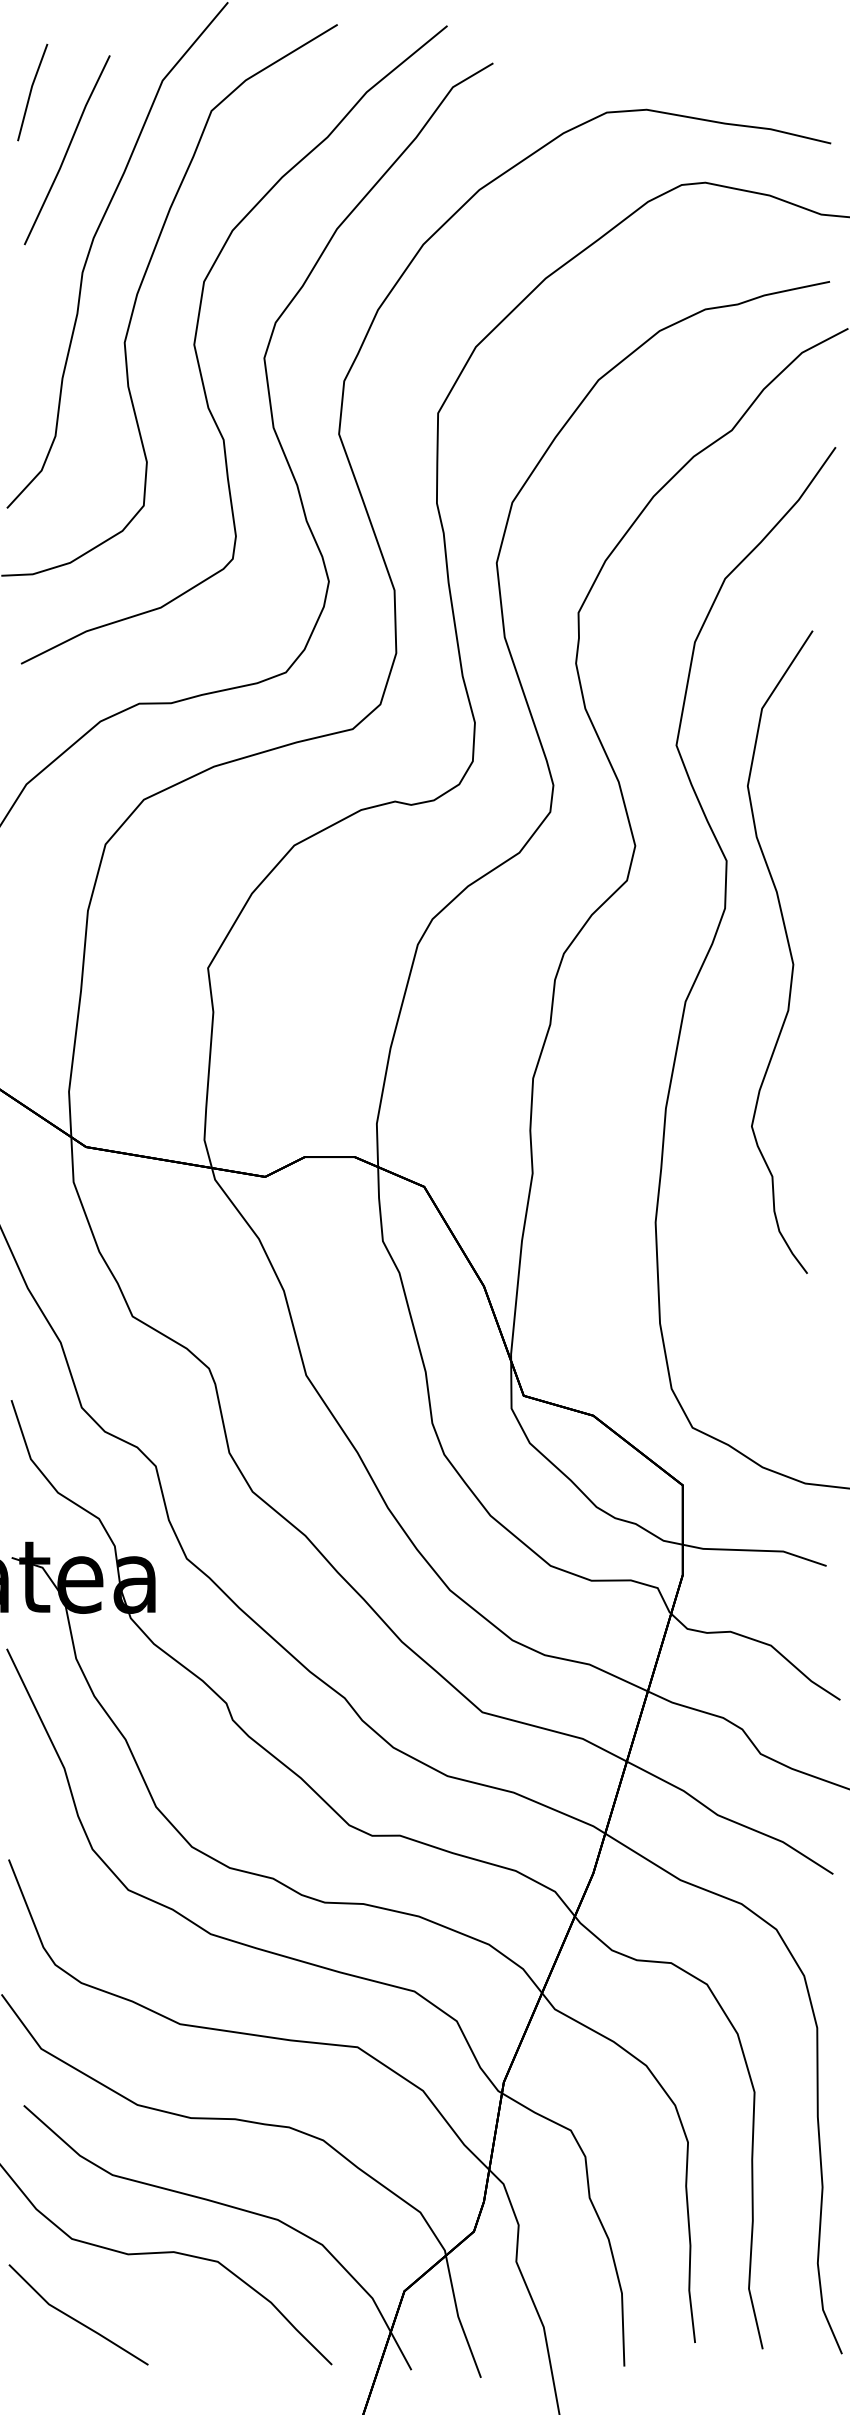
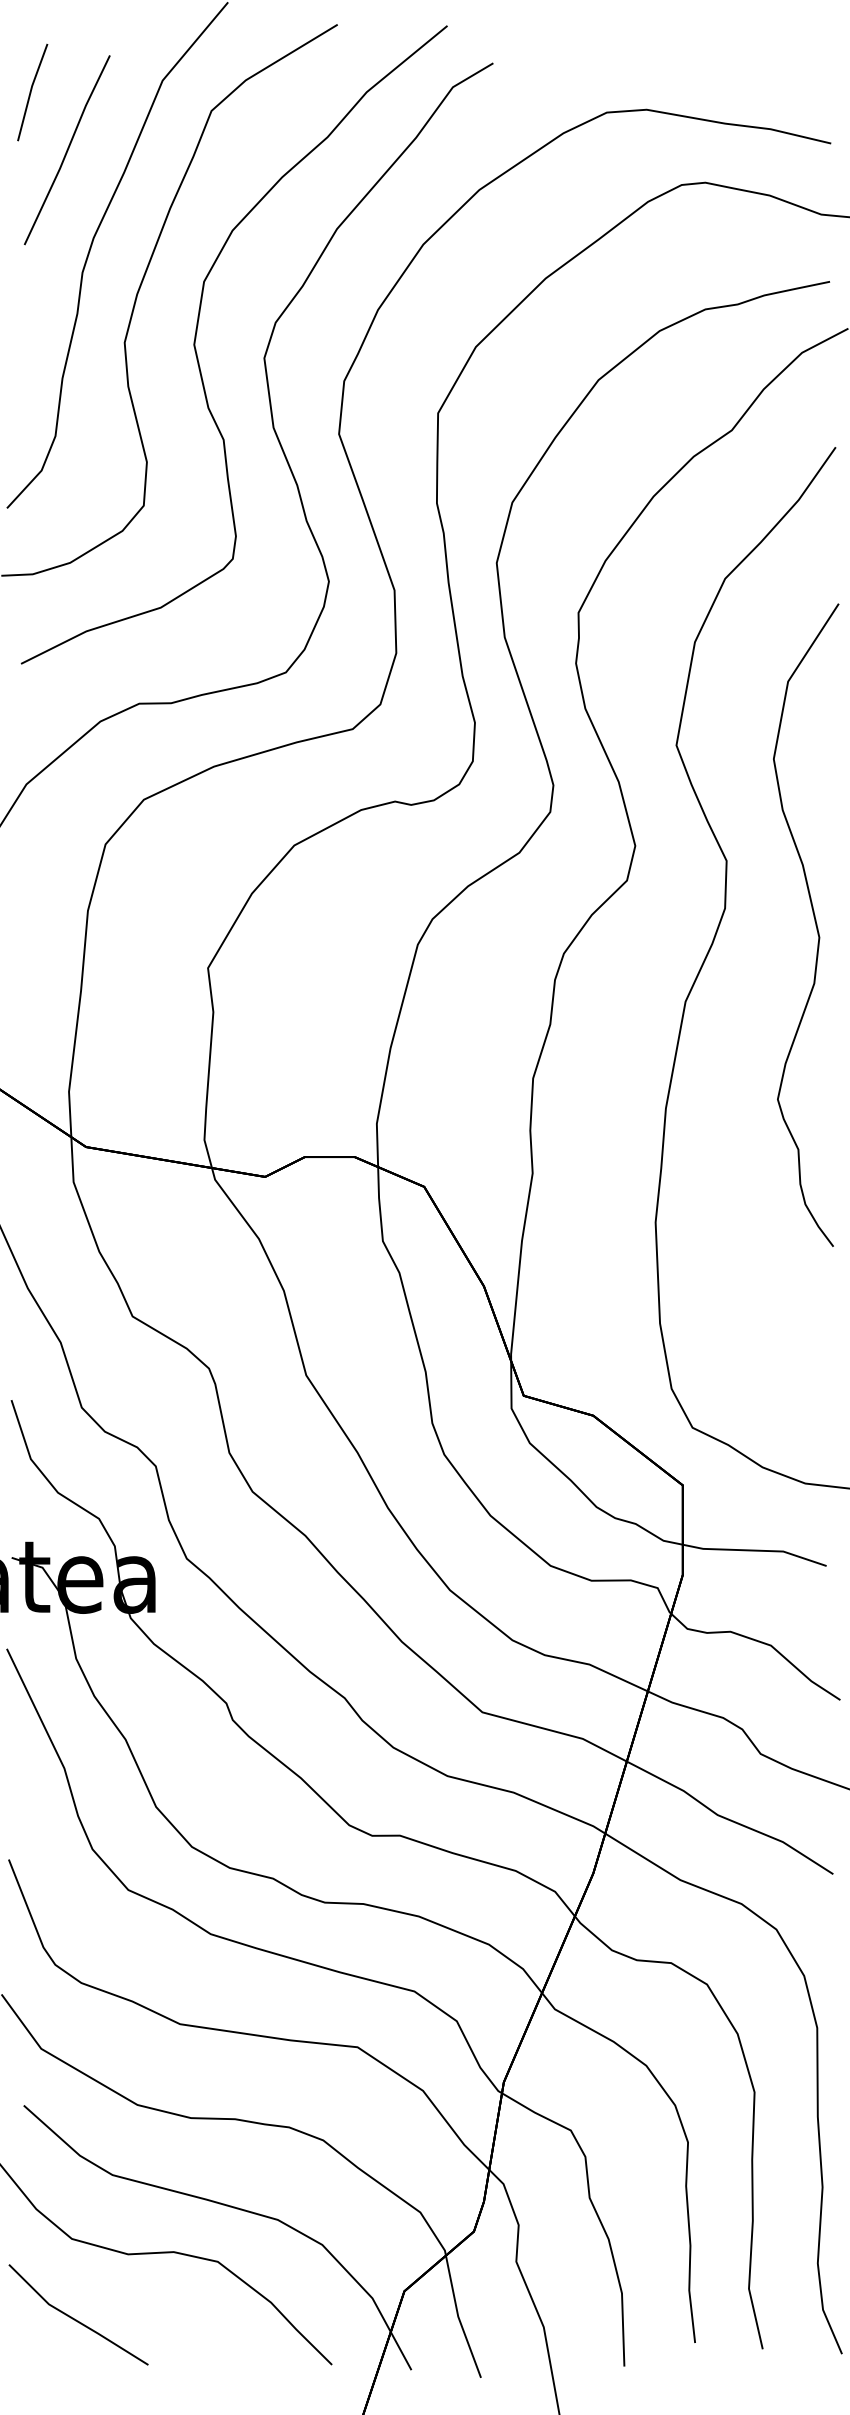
part position: (788, 948) -> (814, 921) (814, 921)
